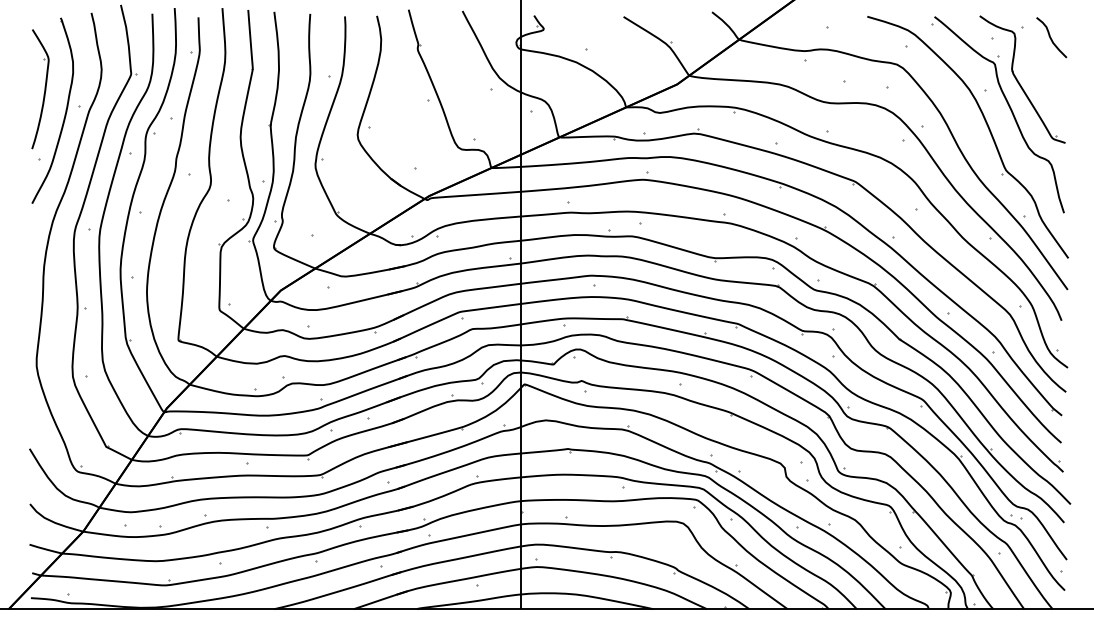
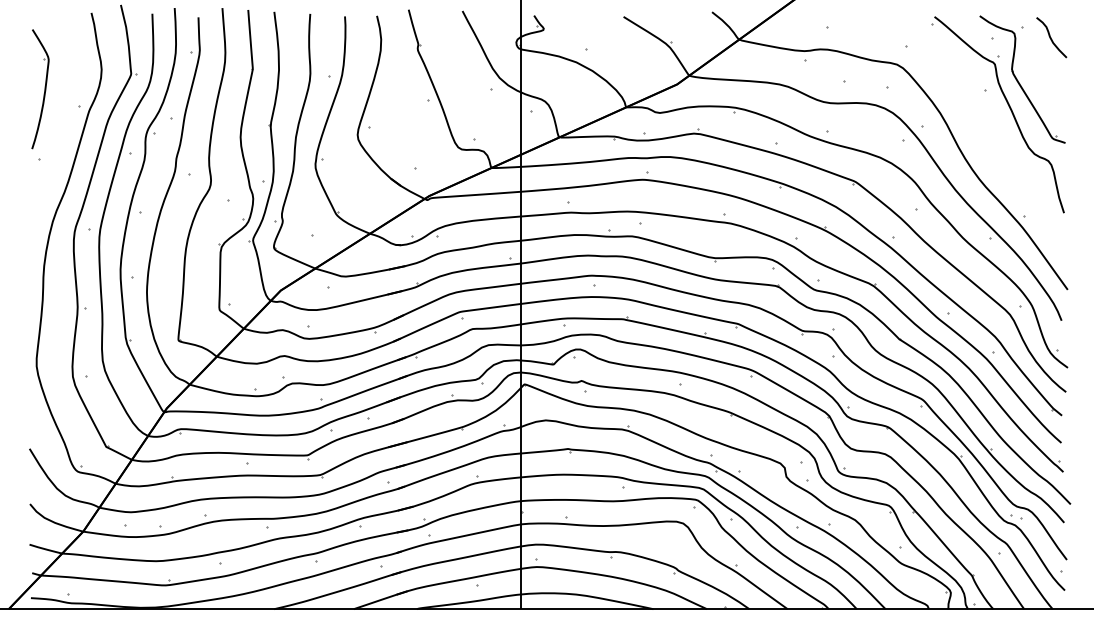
part: present -> none (64, 114)
part: present -> none (988, 130)
